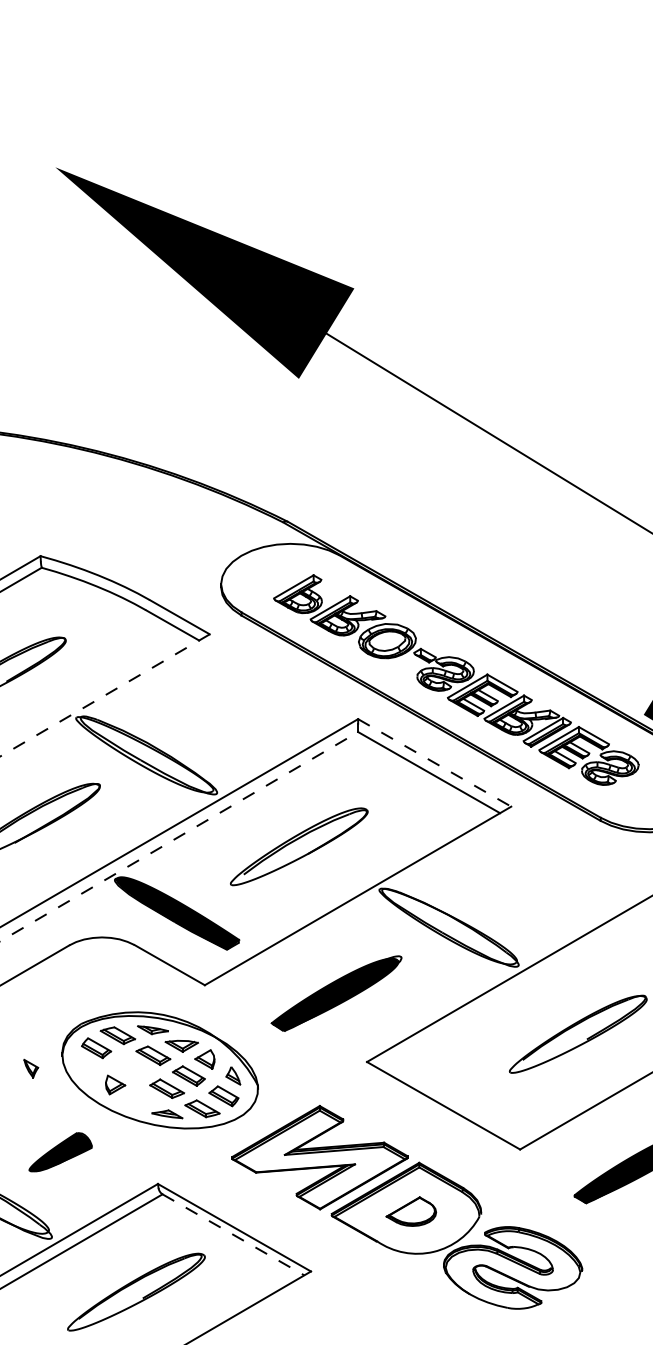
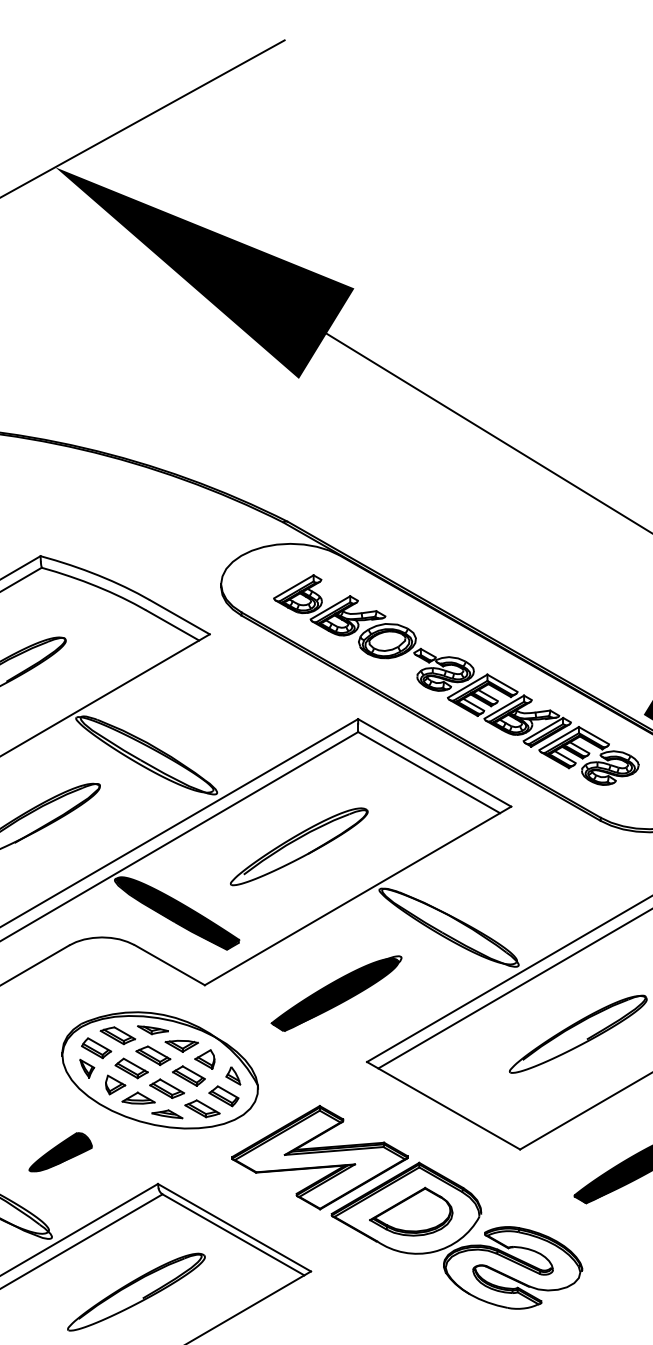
line: none -> present (143, 118)
line: dashed -> solid (105, 695)
line: dashed -> solid (435, 763)
line: dashed -> solid (179, 836)
line: none -> present (513, 989)
part position: (31, 1068) -> (87, 1068) (87, 1068)
part: none -> present (131, 1068)
part: none -> present (138, 1097)
part size: 53x31 px -> 85x51 px (411, 1211)
line: dashed -> solid (233, 1234)
